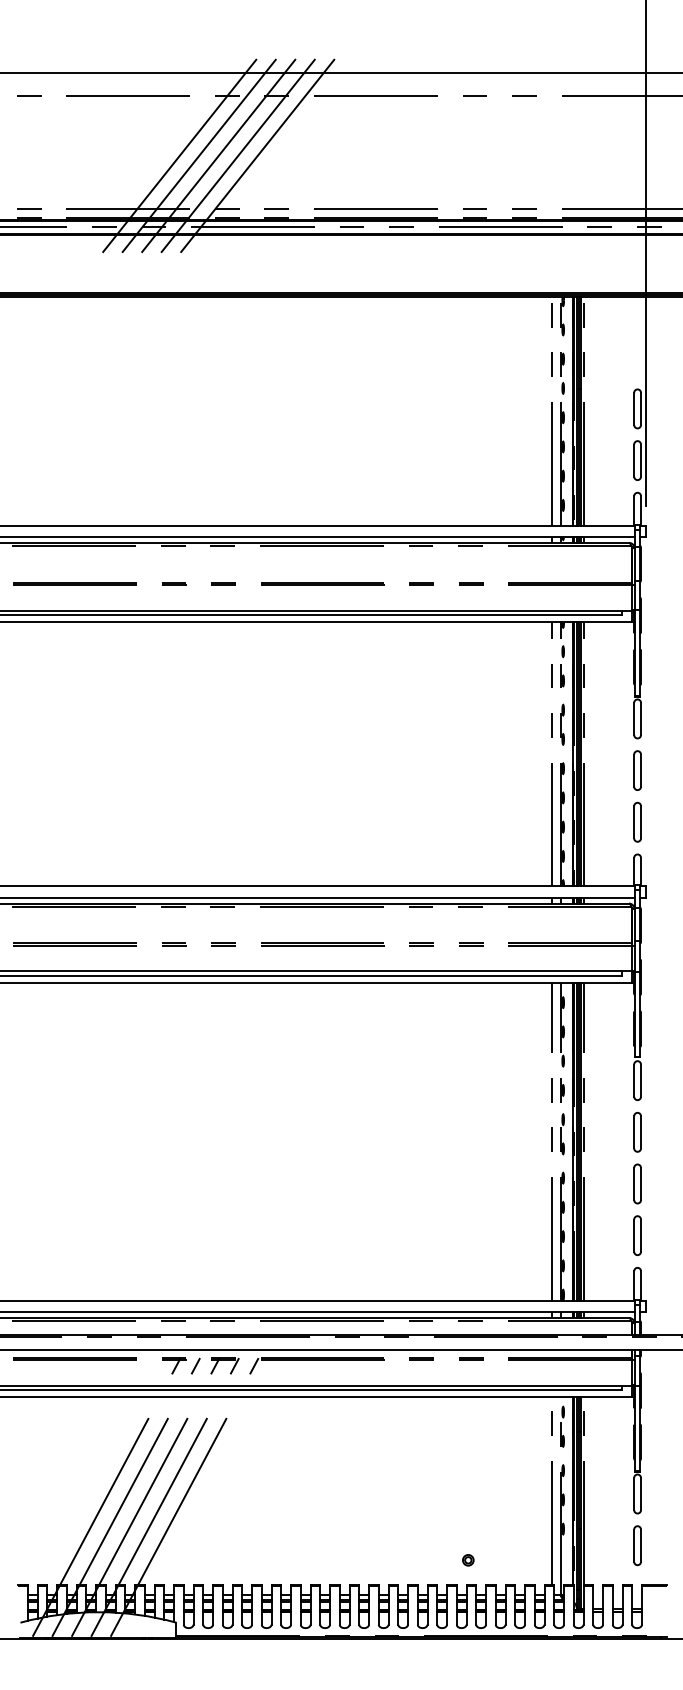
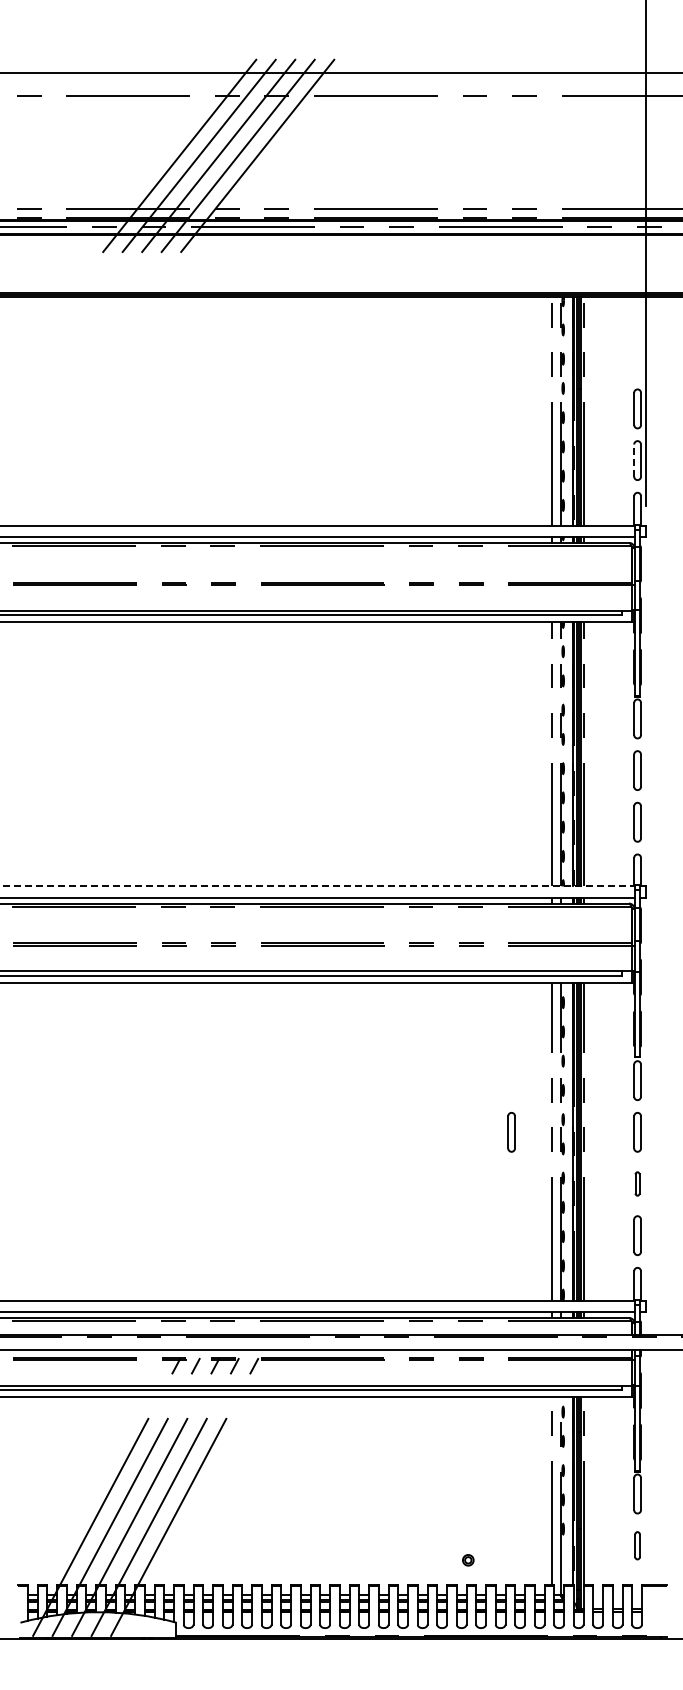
line: solid -> dashed (634, 460)
line: solid -> dashed (317, 886)
part: none -> present (511, 1132)
part size: 9x42 px -> 7x26 px (637, 1183)
part size: 9x42 px -> 7x30 px (637, 1545)
